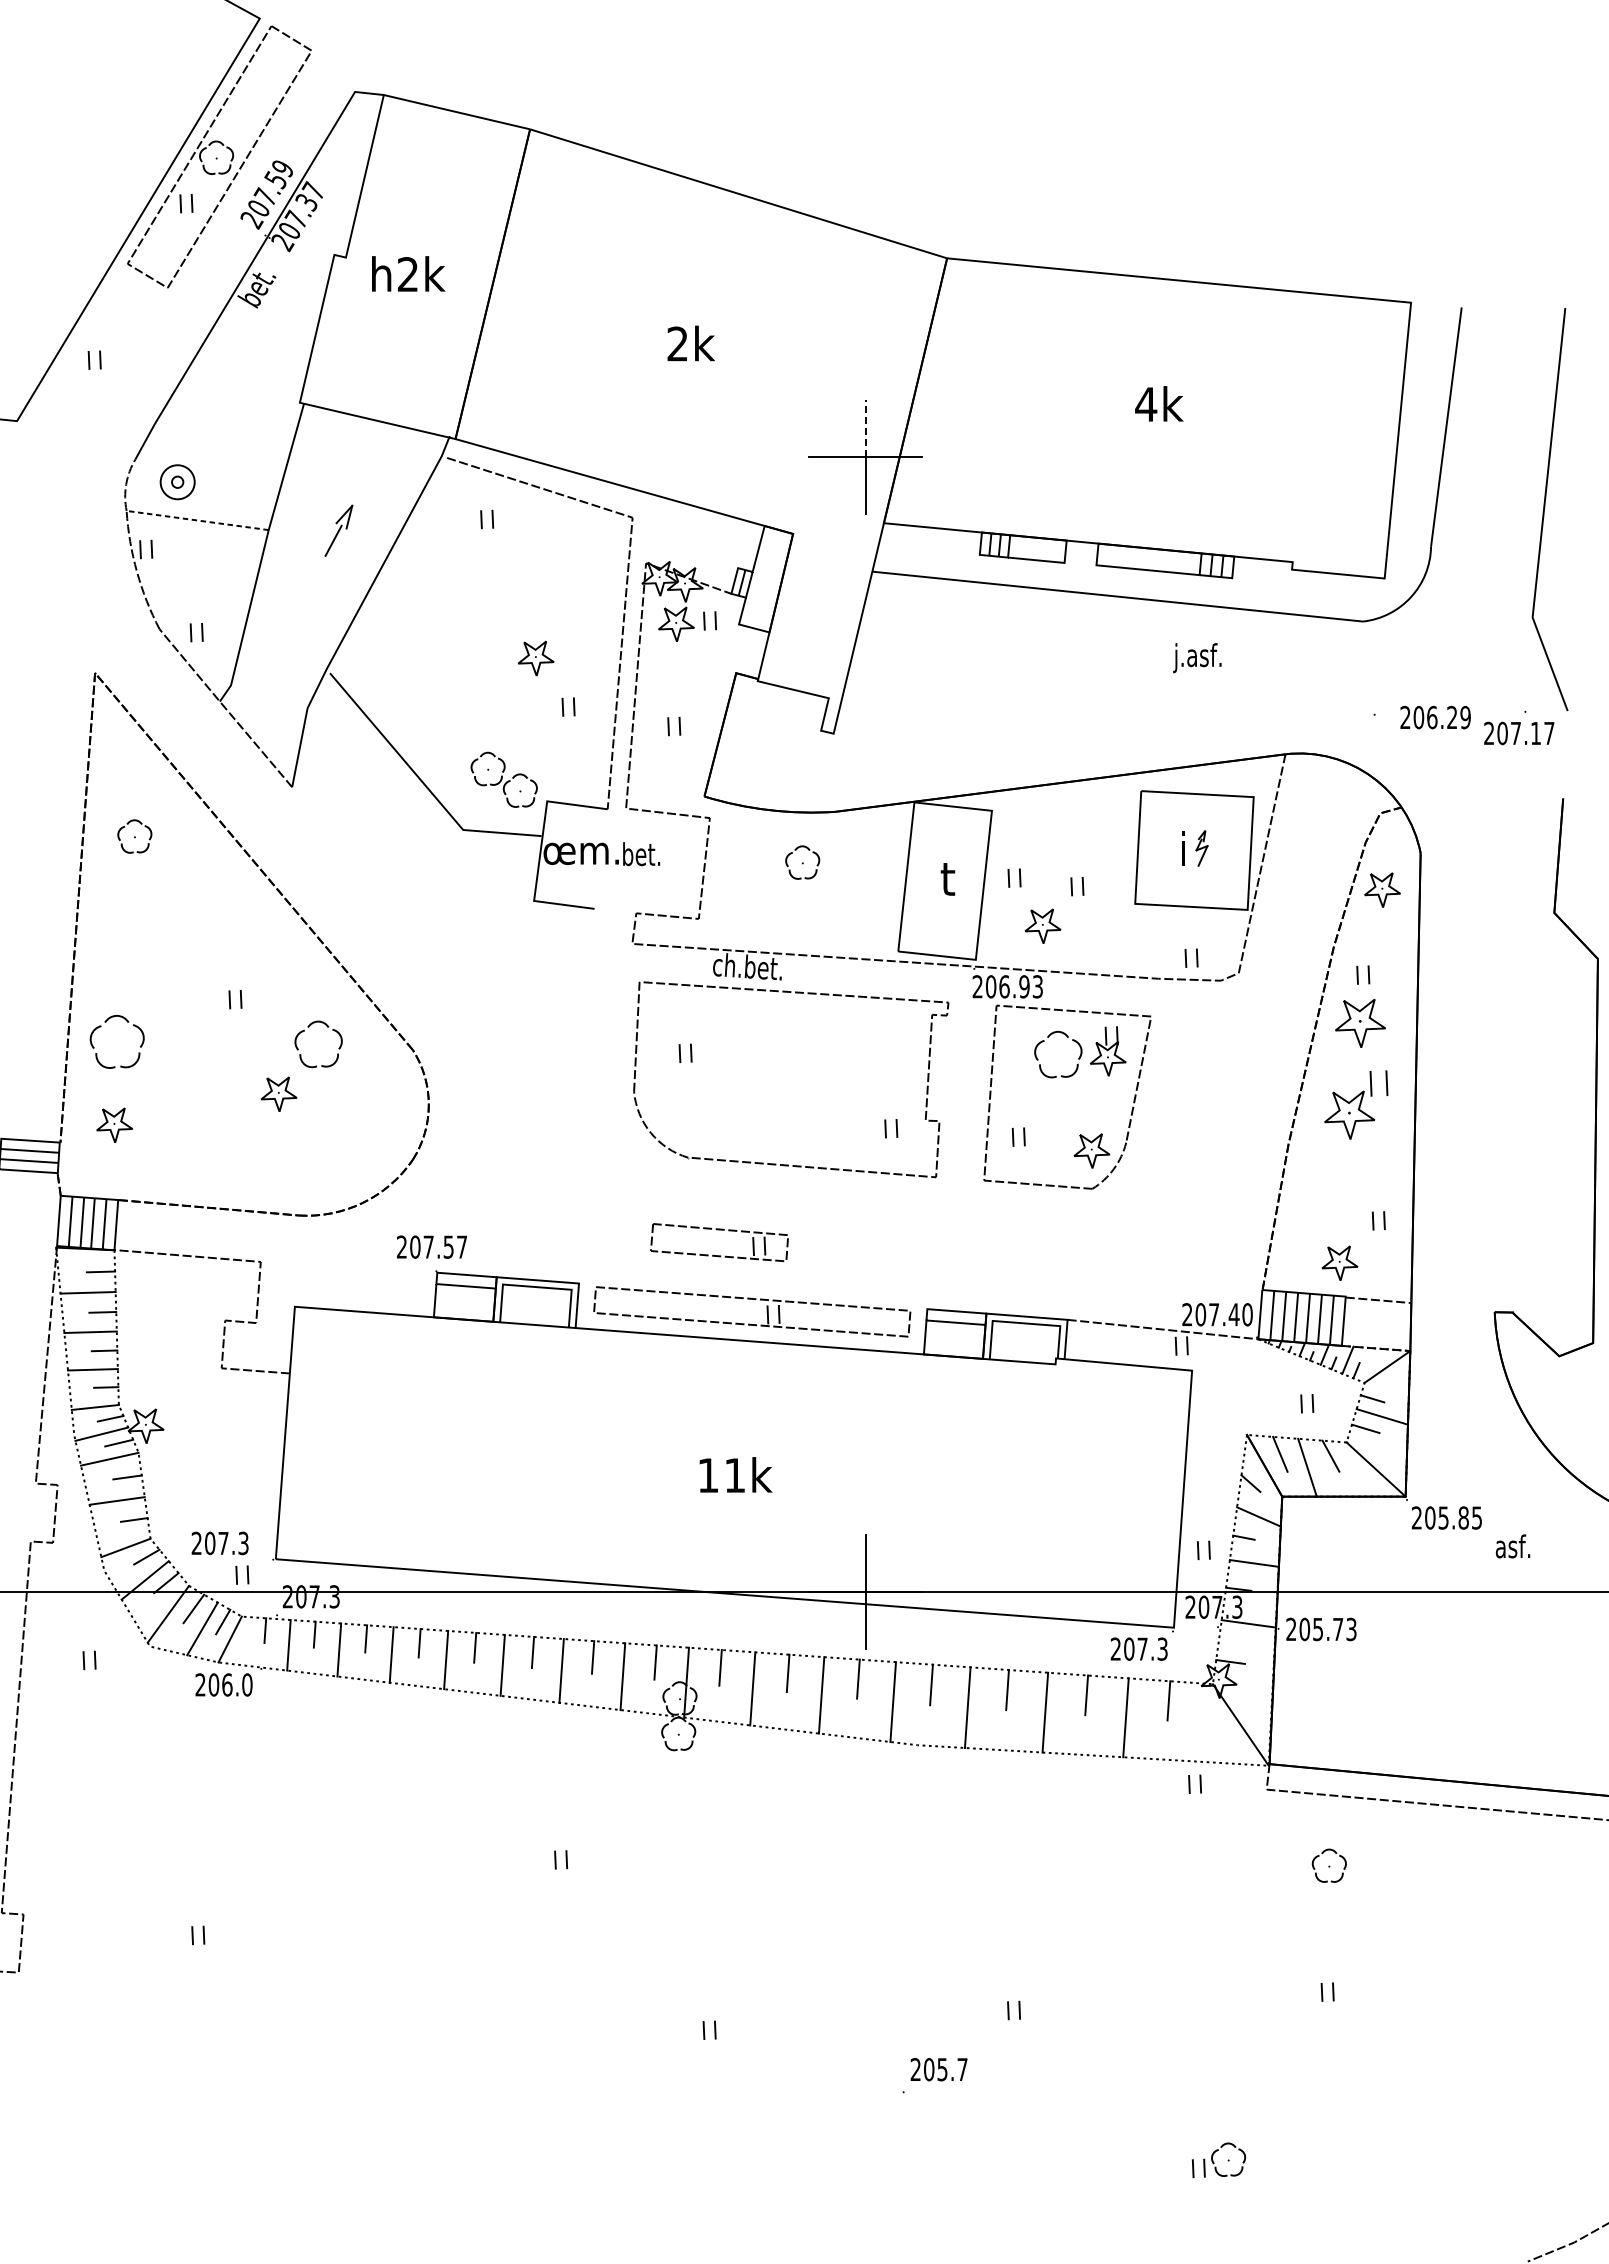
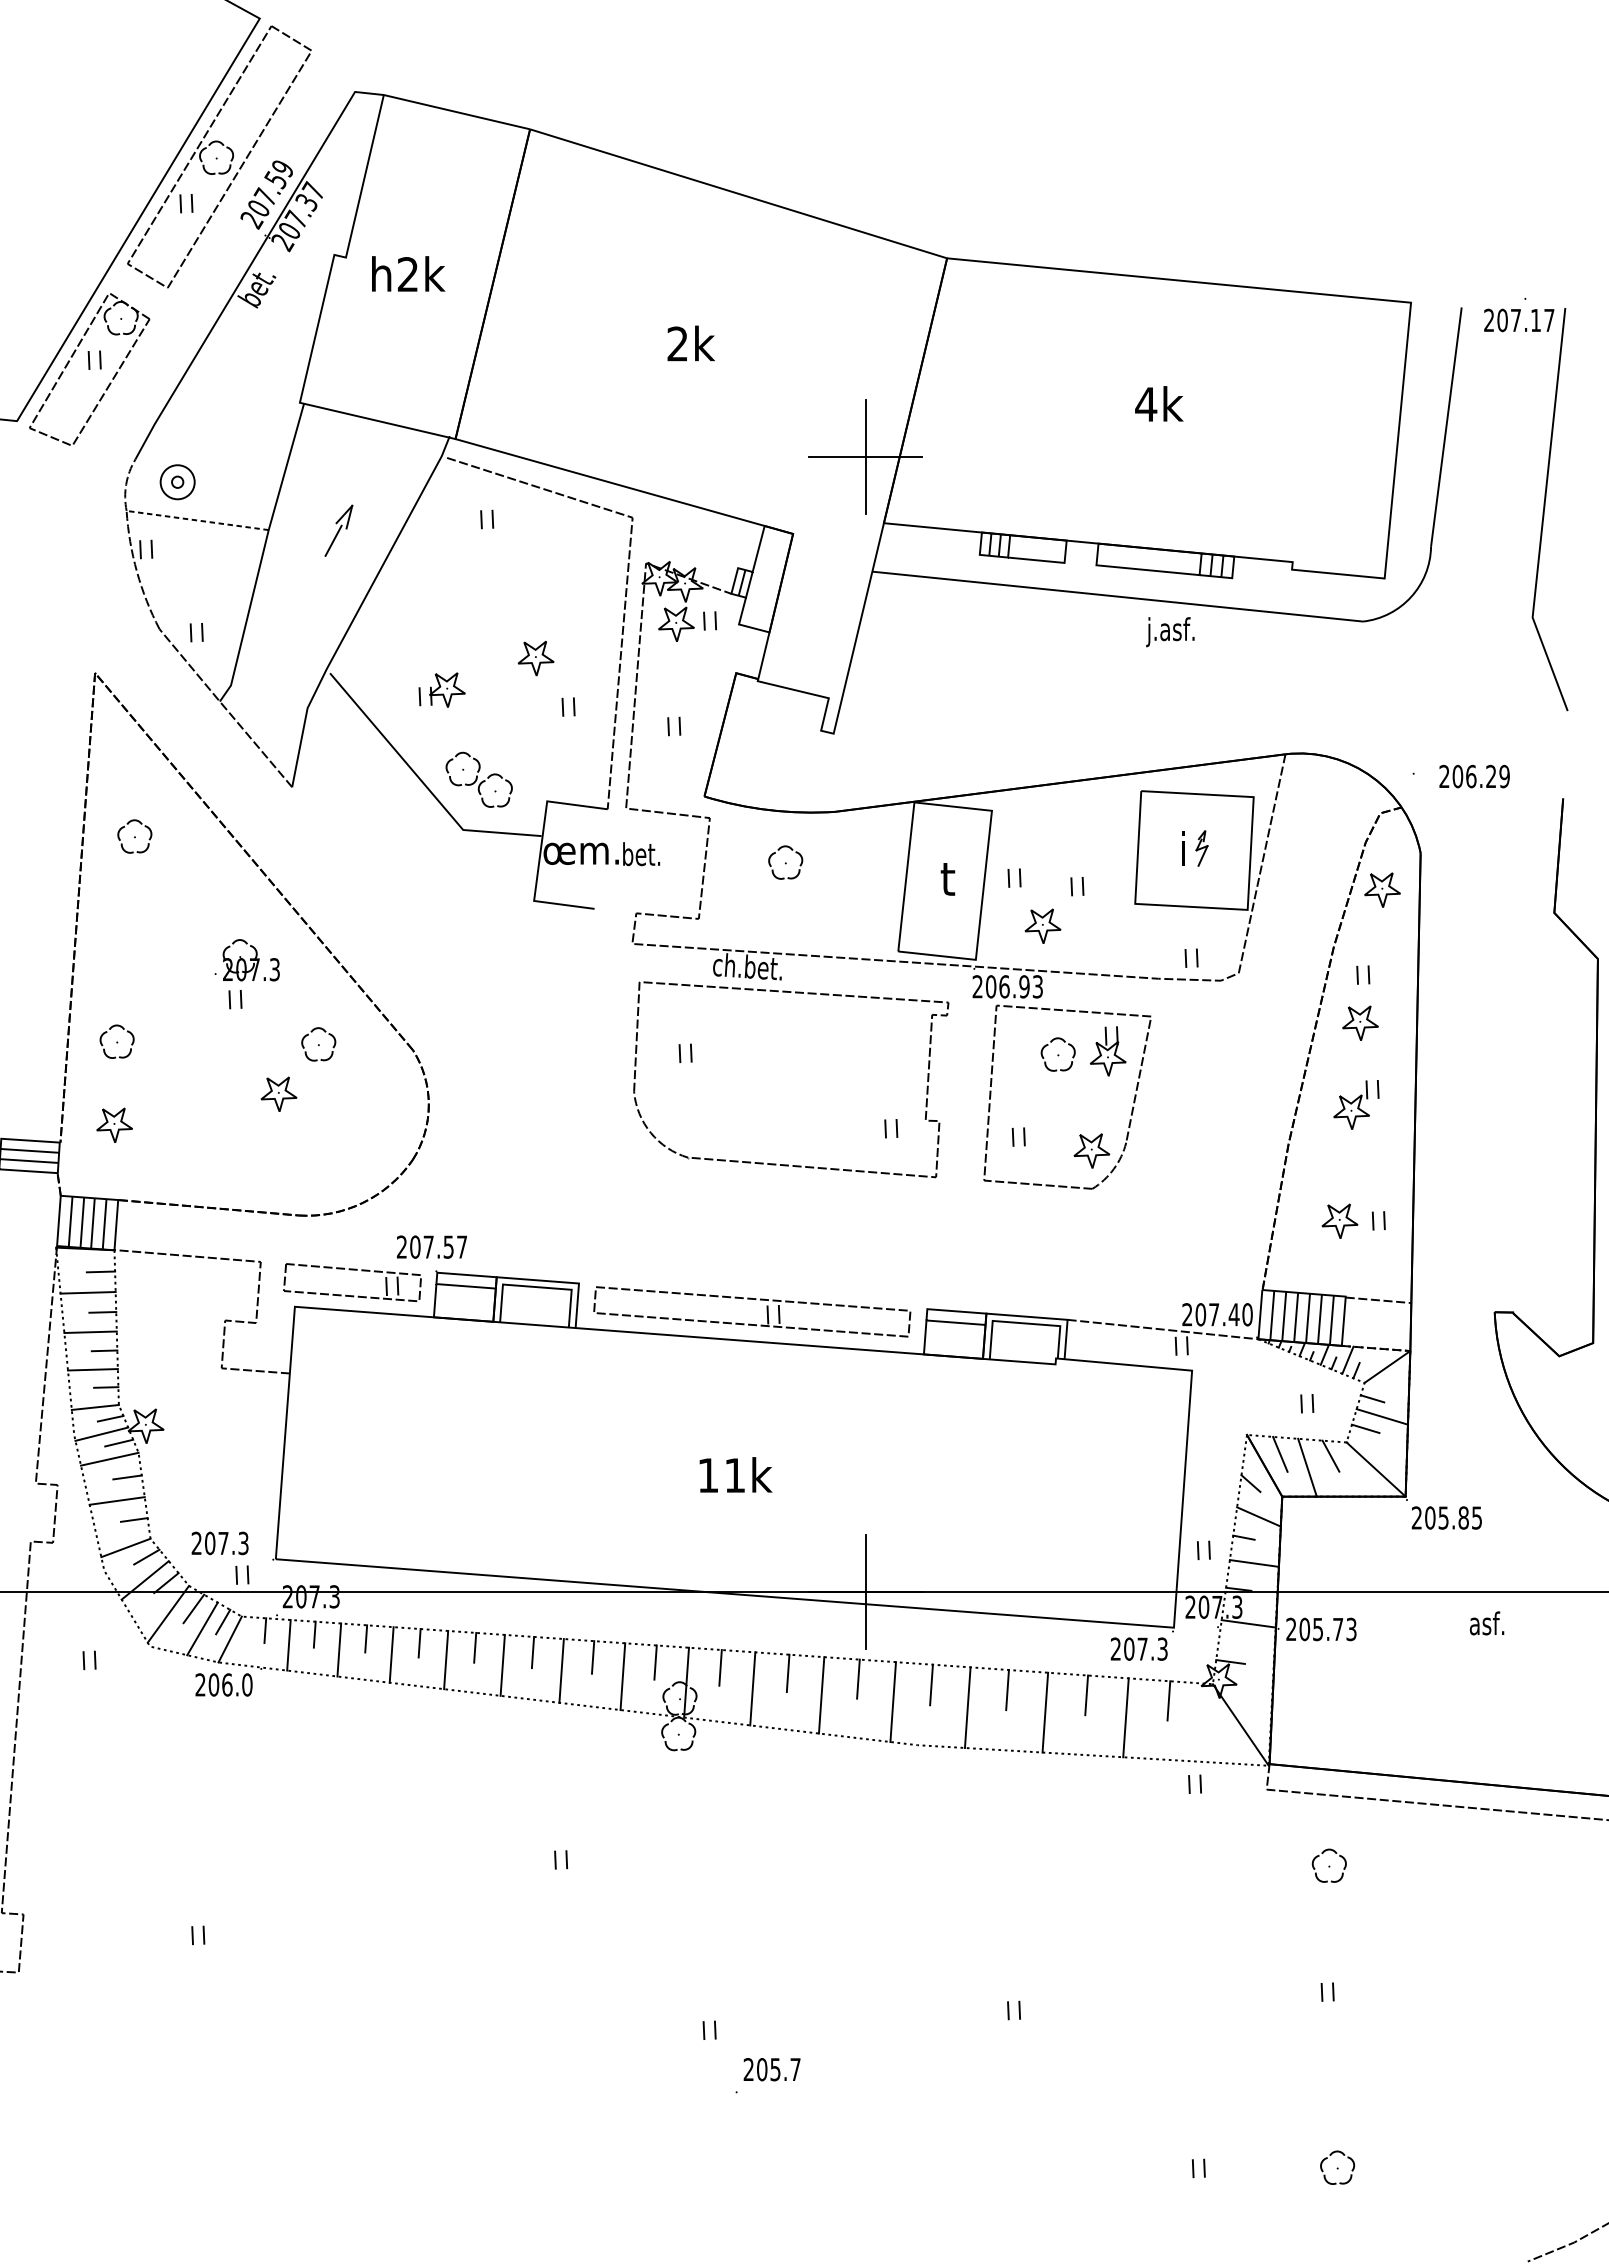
part: none -> present (72, 357)
line: dashed -> solid (865, 427)
text position: (1197, 658) -> (1170, 632) (1170, 632)
part: none -> present (441, 689)
text position: (1421, 717) -> (1460, 776) (1460, 776)
text position: (1519, 728) -> (1519, 315) (1519, 315)
part position: (503, 779) -> (478, 779) (478, 779)
part position: (802, 862) -> (785, 862) (785, 862)
part: none -> present (246, 960)
part size: 51x50 px -> 37x36 px (1360, 1022)
part size: 56x54 px -> 36x35 px (116, 1041)
part size: 49x49 px -> 36x35 px (318, 1044)
part size: 49x48 px -> 36x35 px (1057, 1054)
part size: 65x70 px -> 47x50 px (1356, 1104)
part position: (719, 1230) -> (352, 1270) (352, 1270)
part position: (1339, 1262) -> (1339, 1220) (1339, 1220)
text position: (1512, 1546) -> (1486, 1623) (1486, 1623)
text position: (934, 2075) -> (767, 2075) (767, 2075)
part position: (1228, 2159) -> (1337, 2167) (1337, 2167)
